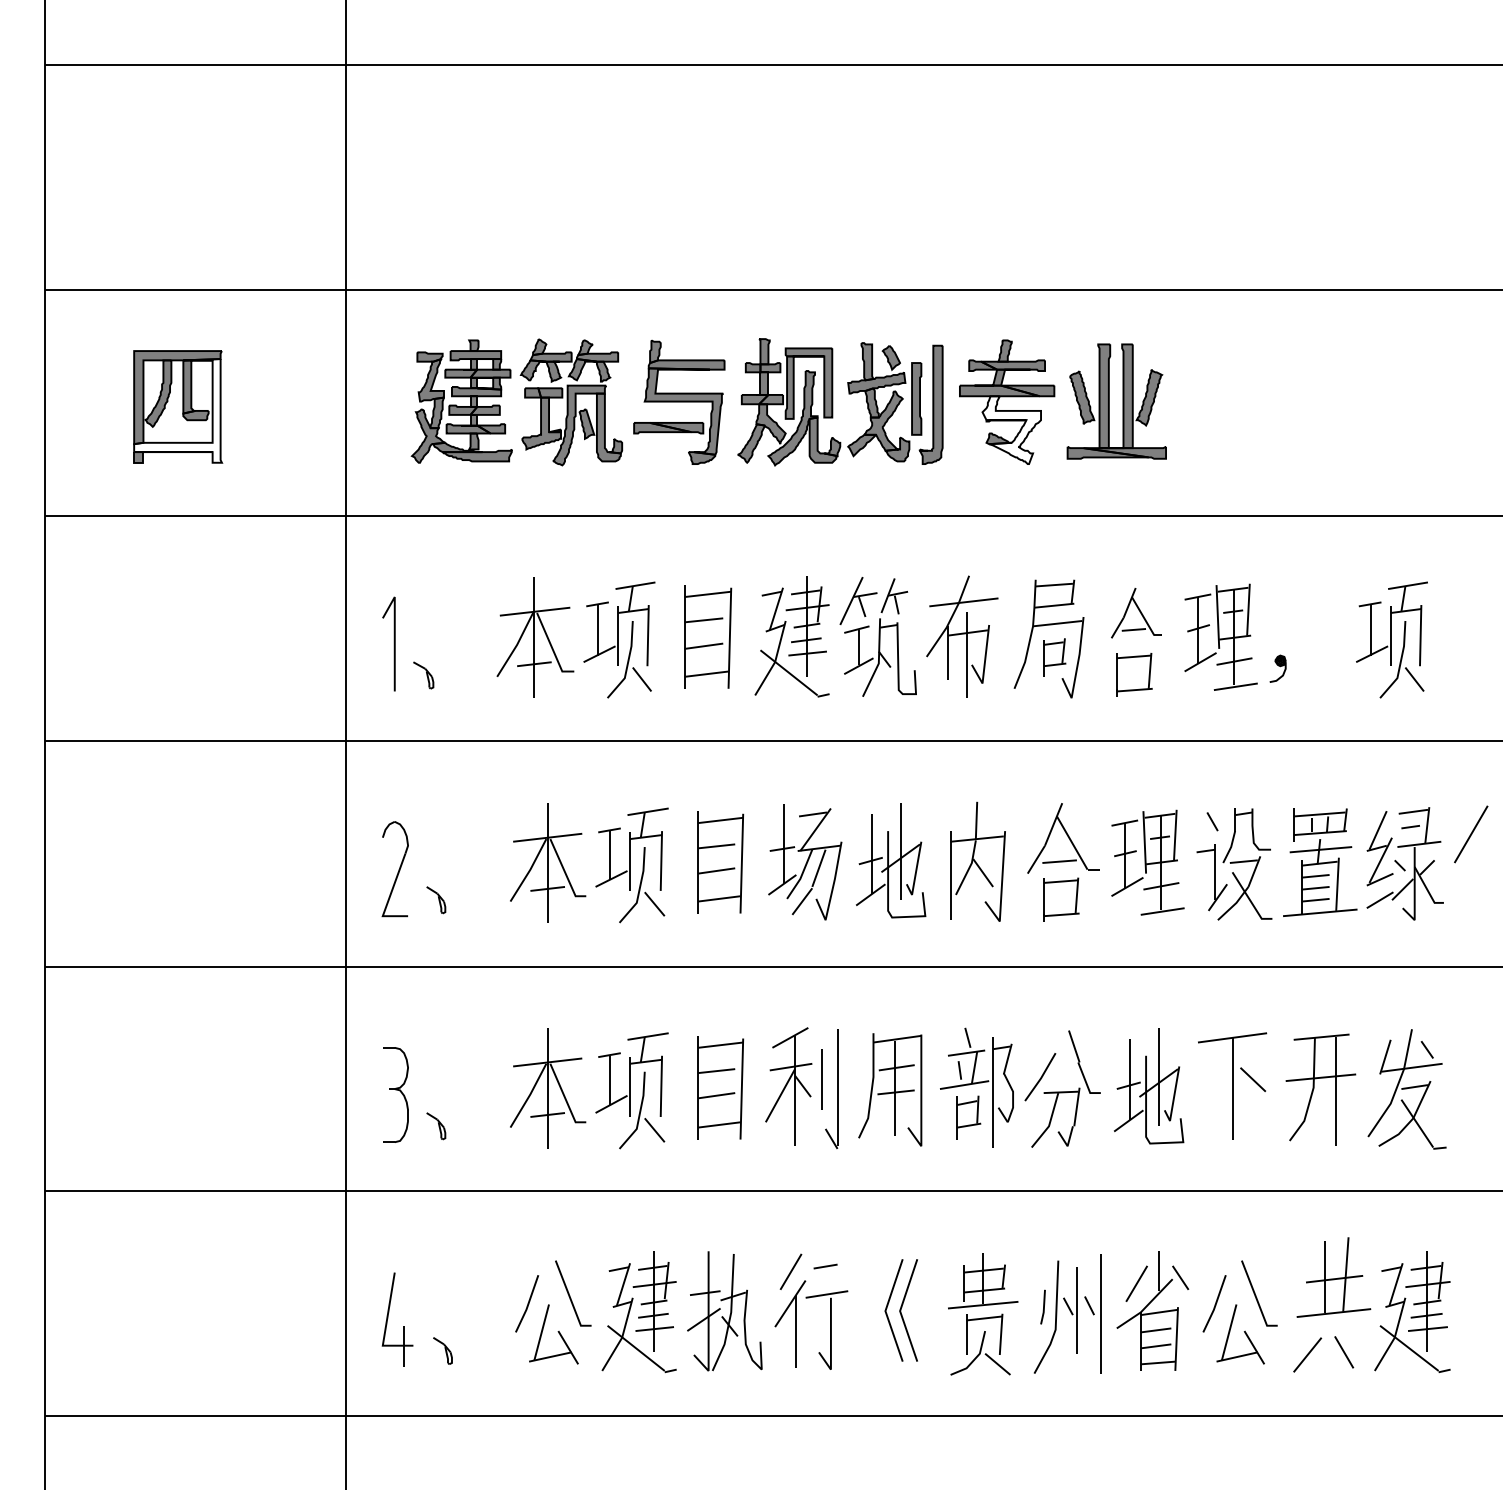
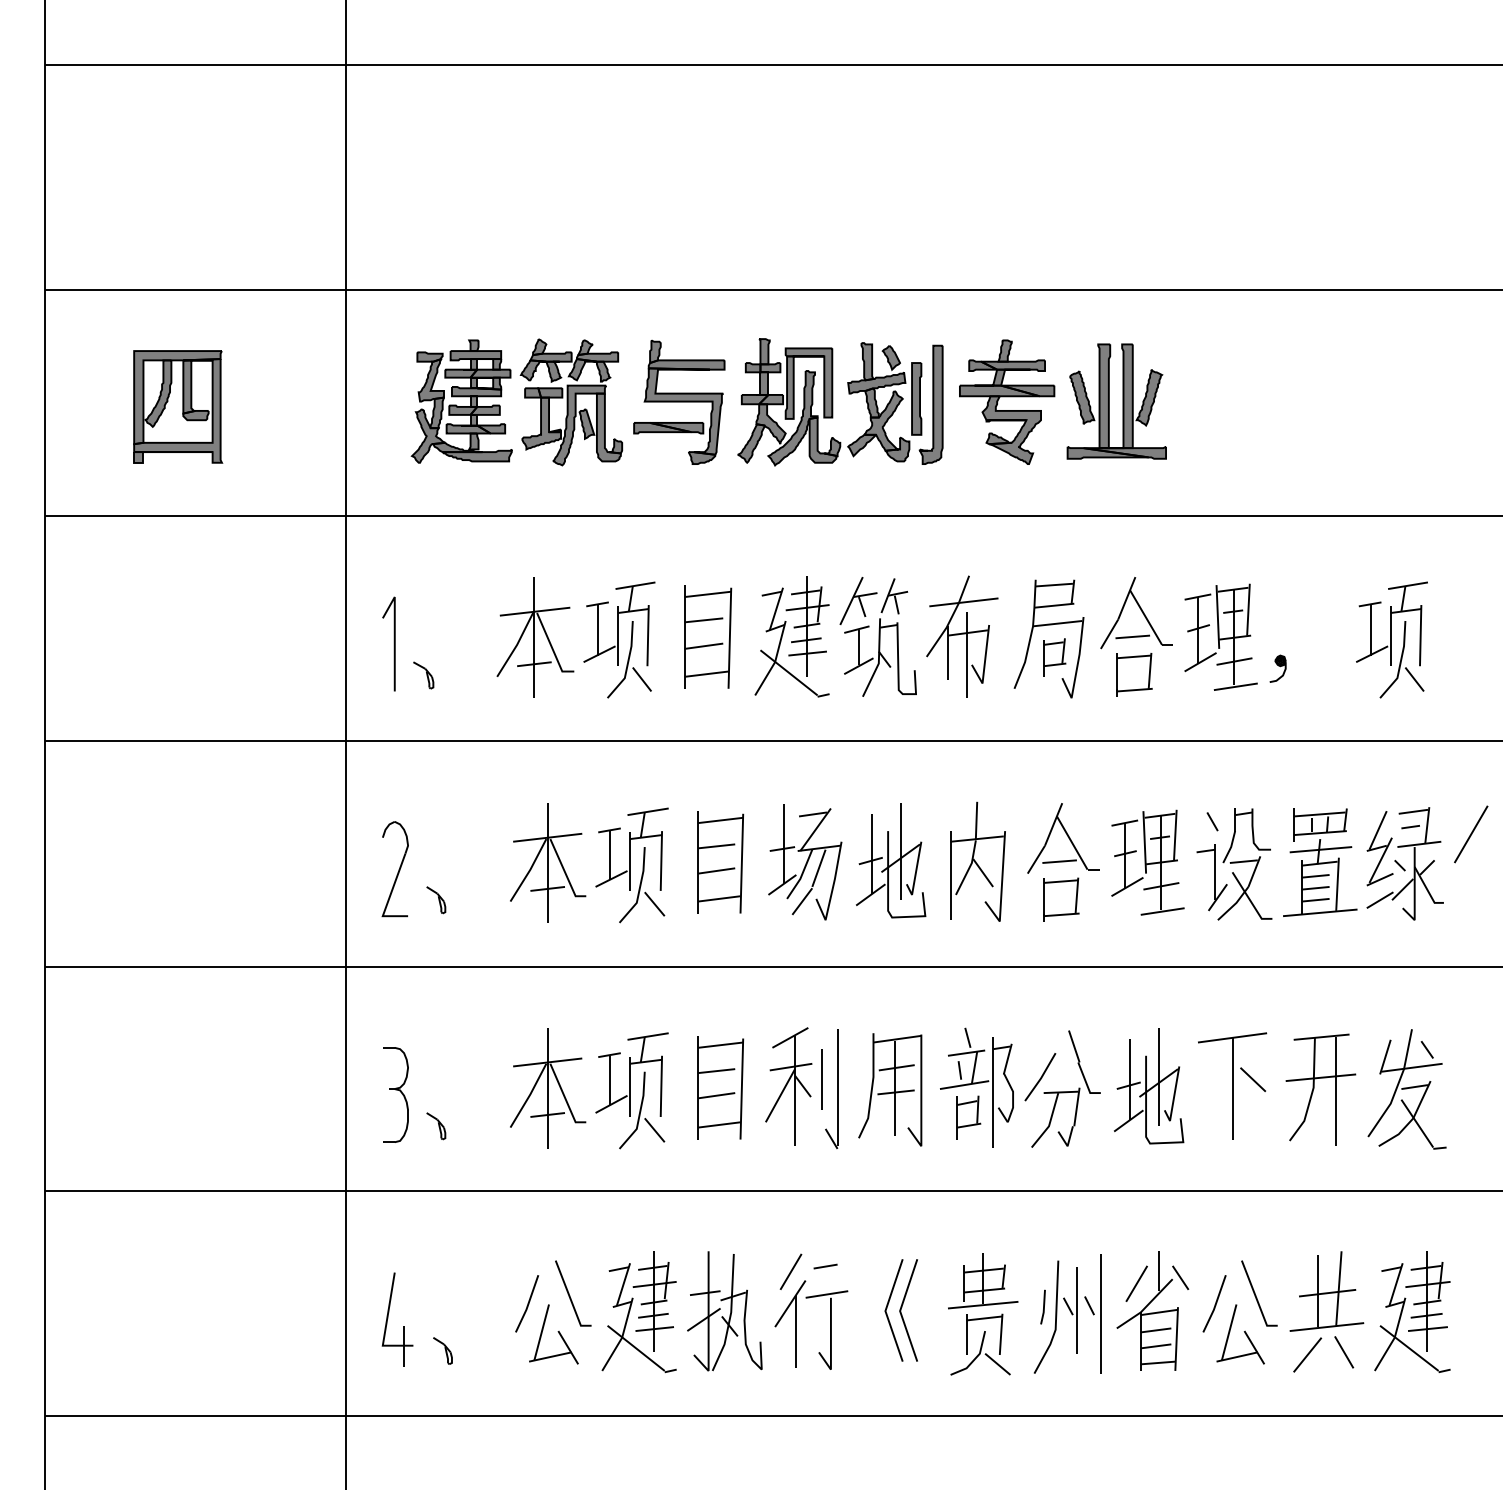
fill: none -> present (177, 410)
fill: none -> present (1011, 430)
part size: 51x51 px -> 73x73 px (1136, 613)
part position: (1333, 1277) -> (1326, 1291) (1326, 1291)
